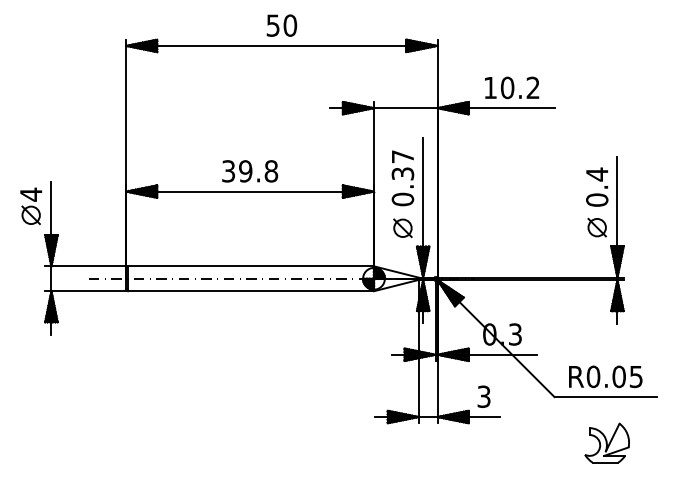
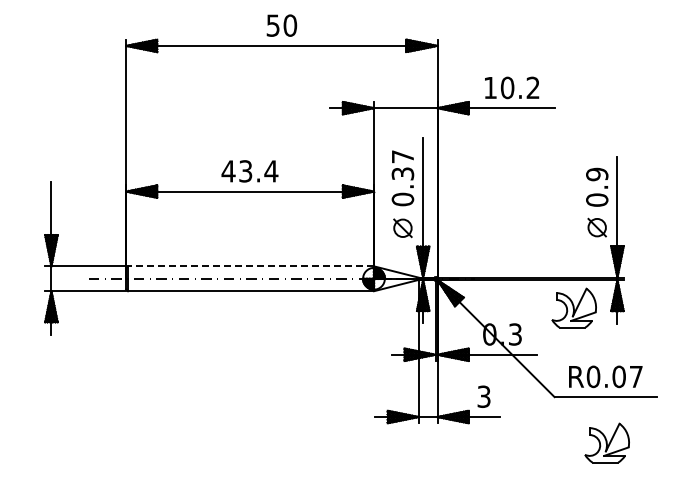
text: 39.8 -> 43.4 (249, 171)
text: 0.4 -> 0.9 (597, 174)
part: present -> none (30, 205)
line: solid -> dashed (251, 266)
part: none -> present (573, 307)
text: R0.05 -> R0.07 (635, 377)
